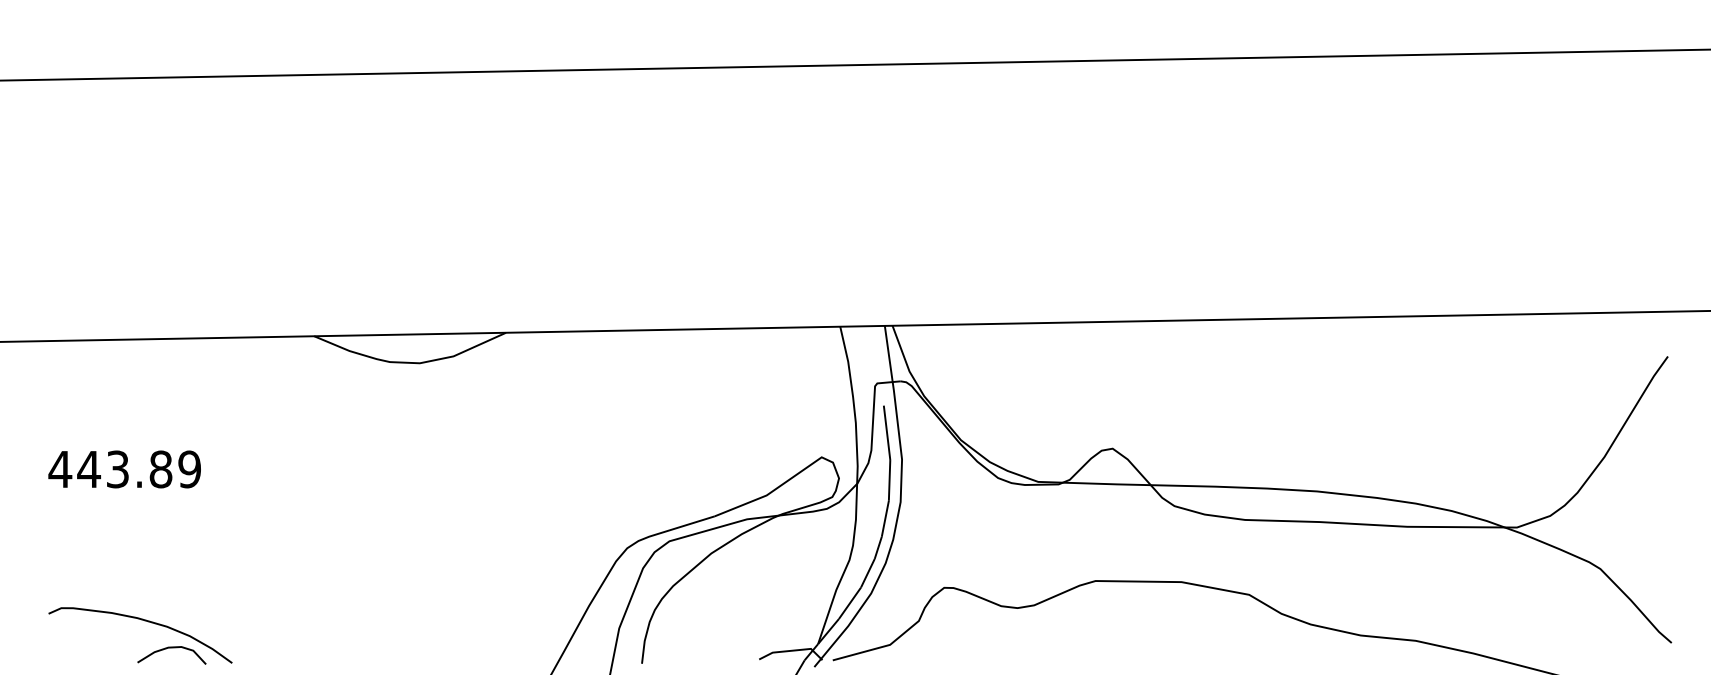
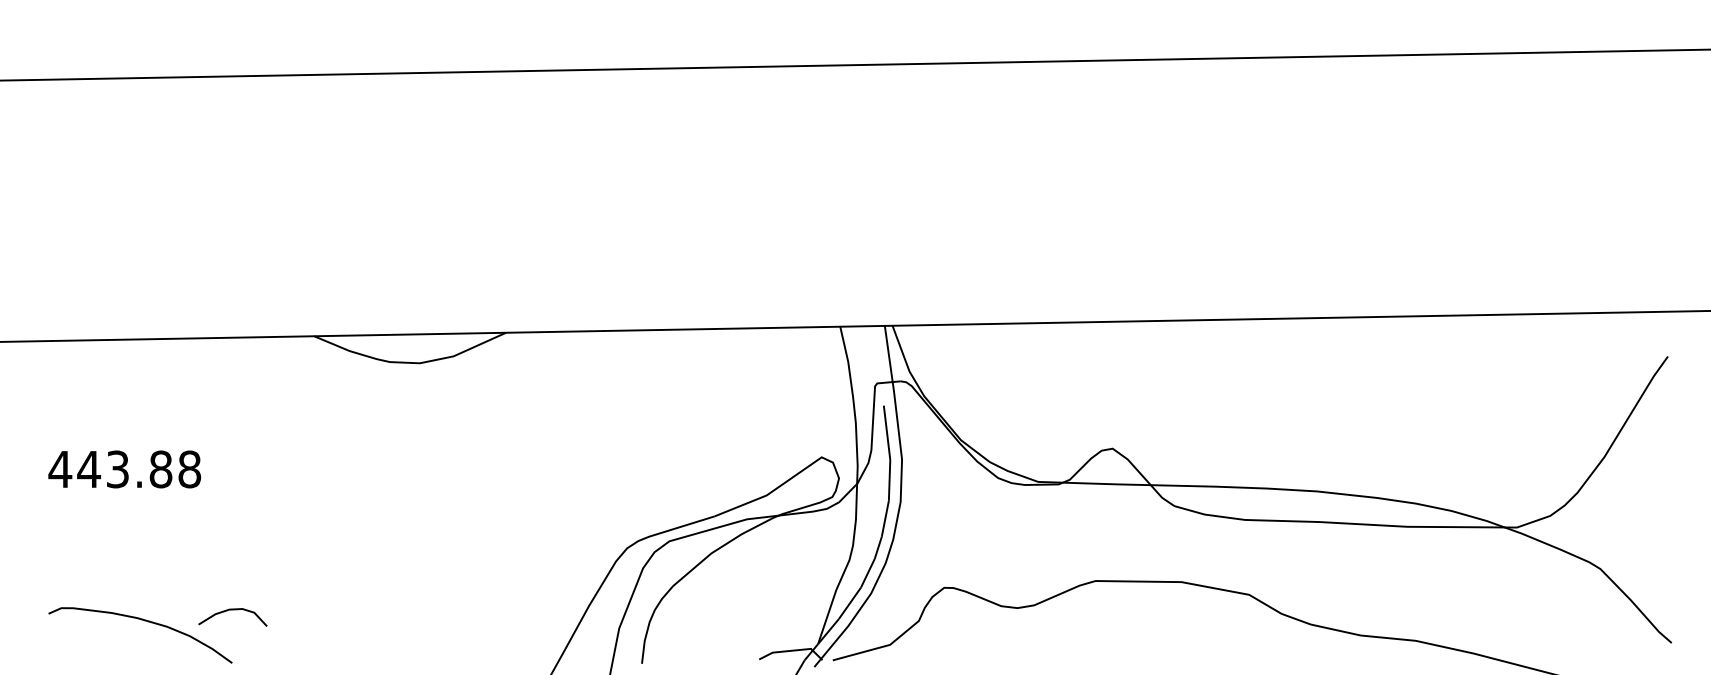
text: 443.89 -> 443.88 (189, 469)
curve position: (171, 648) -> (232, 610) (232, 610)
